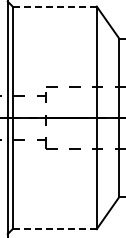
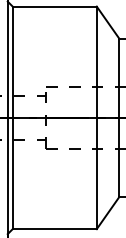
line: dashed -> solid (55, 6)
line: dashed -> solid (55, 229)
